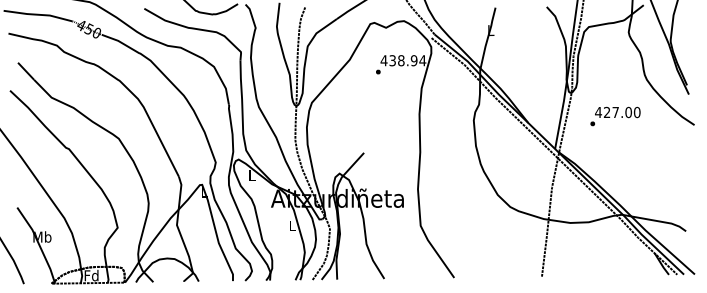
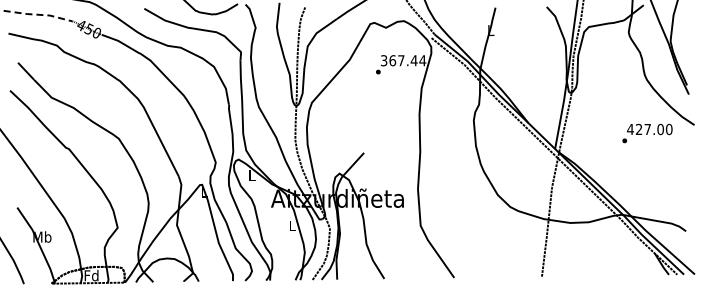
line: solid -> dashed (39, 14)
text: 438.94 -> 367.44 (398, 60)
text position: (615, 116) -> (647, 133) (647, 133)
